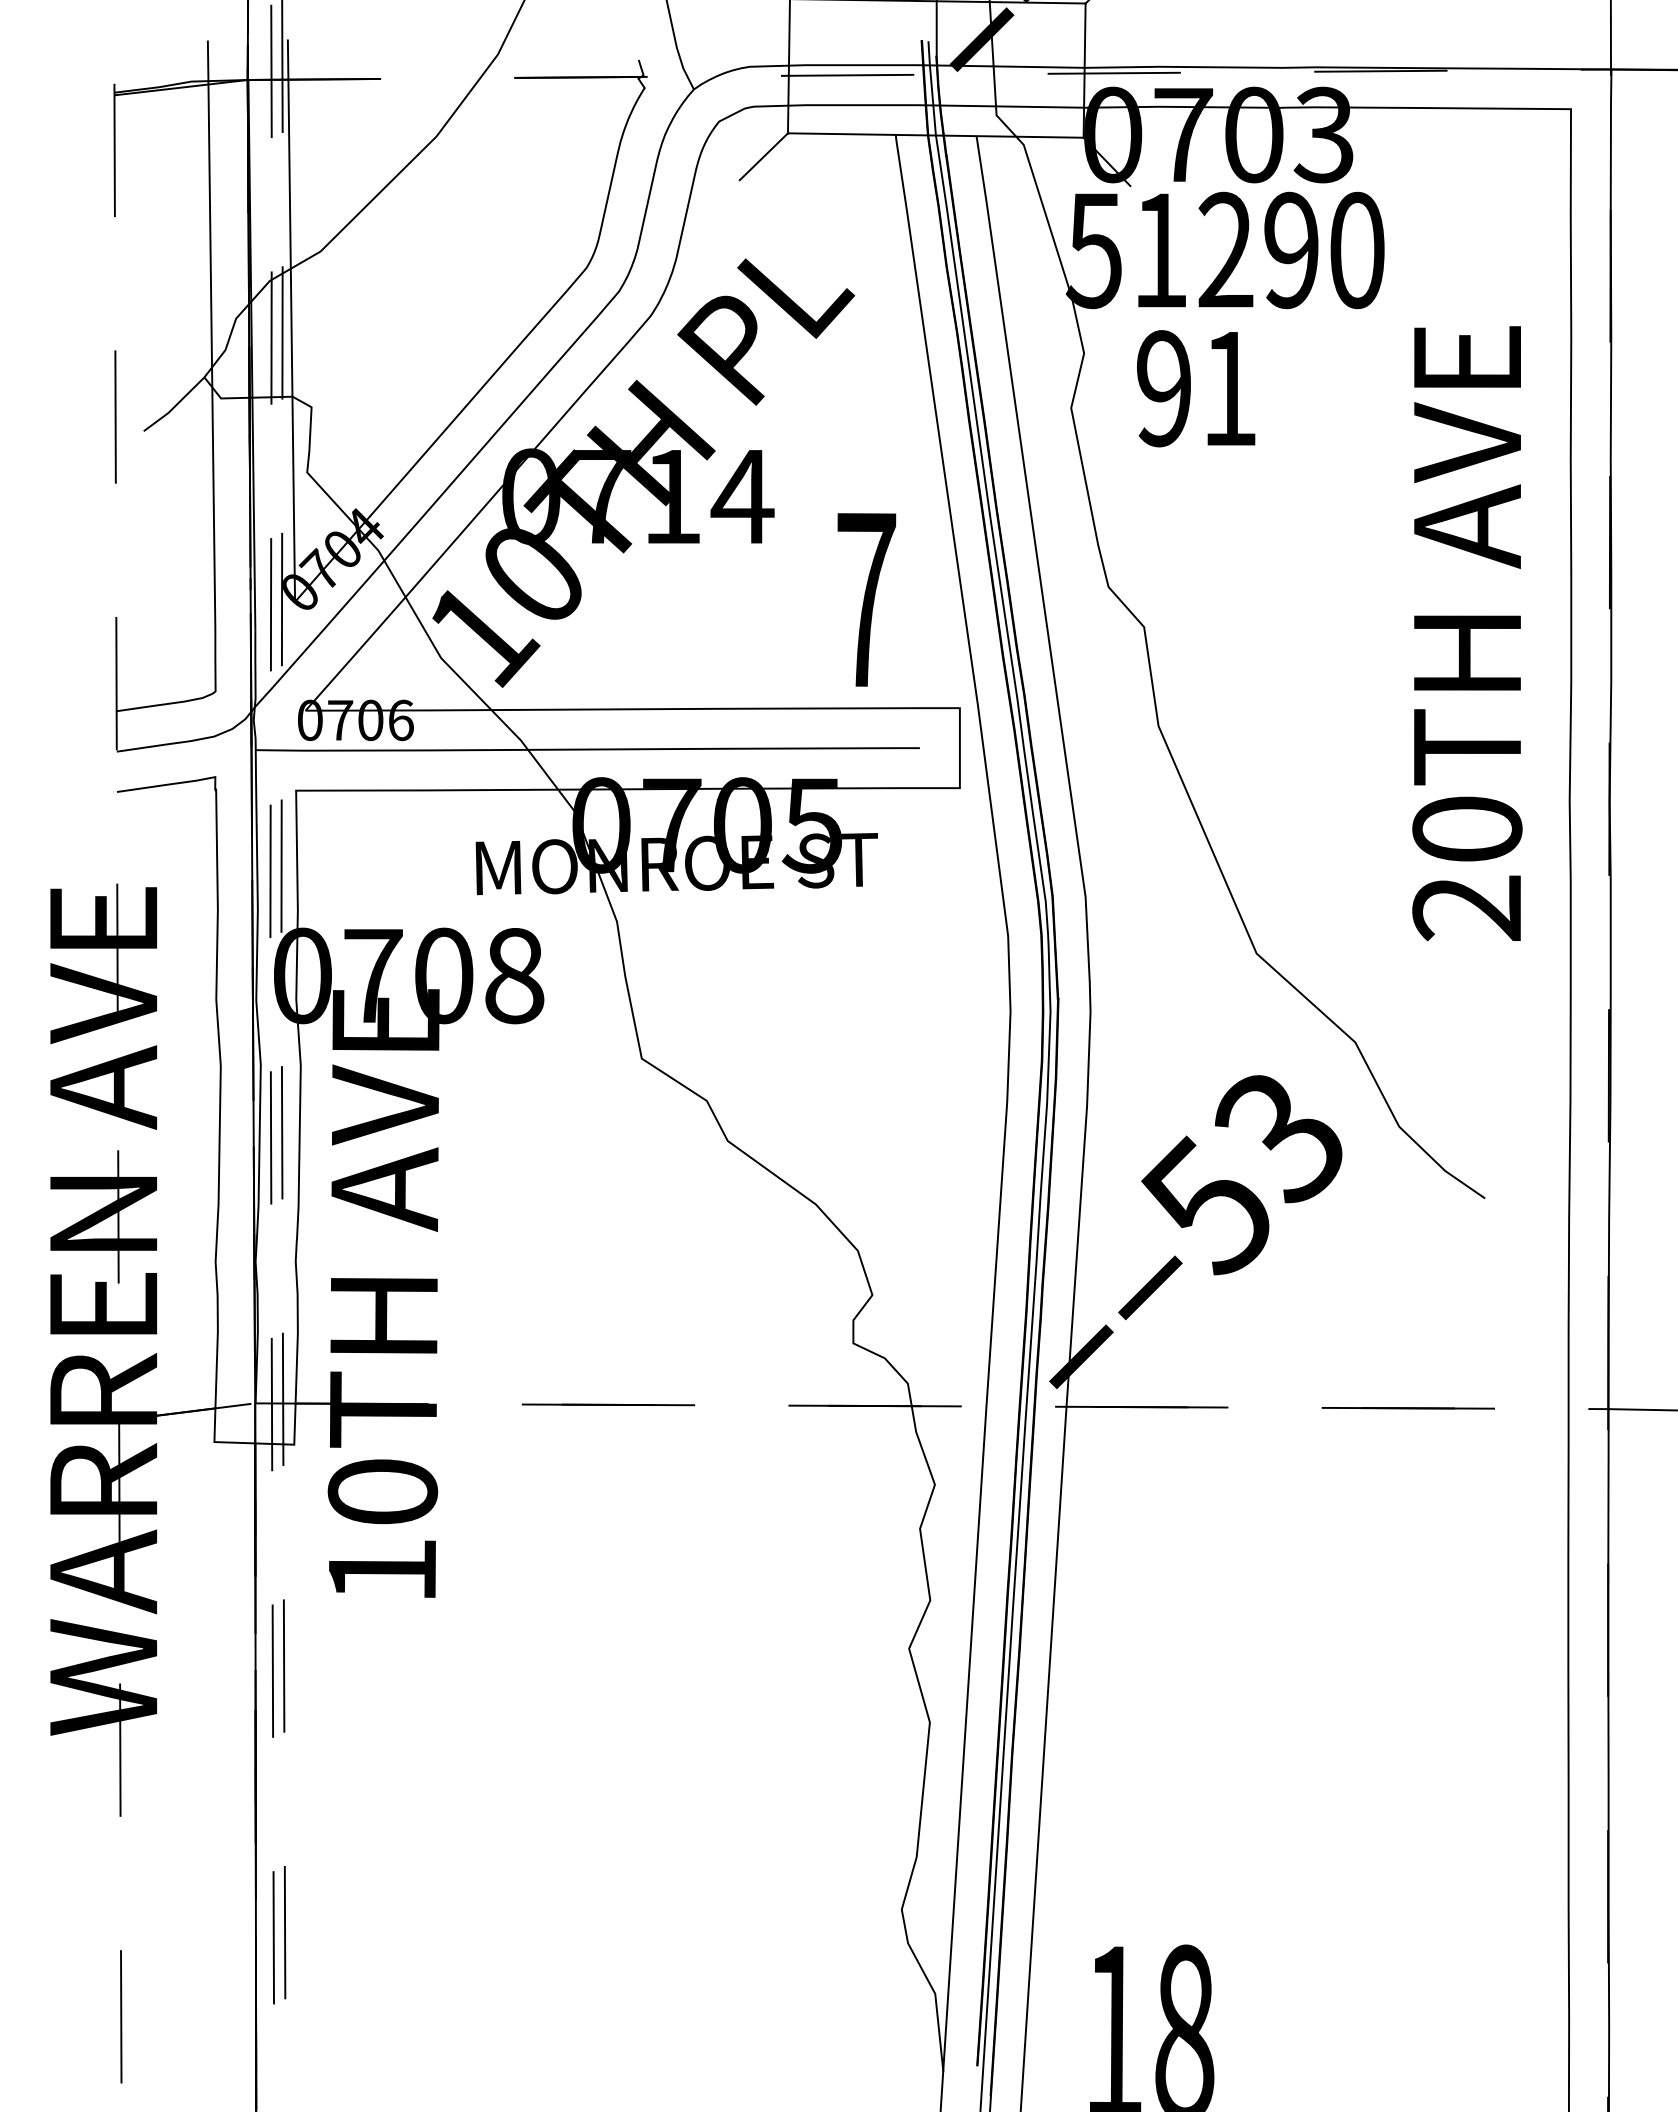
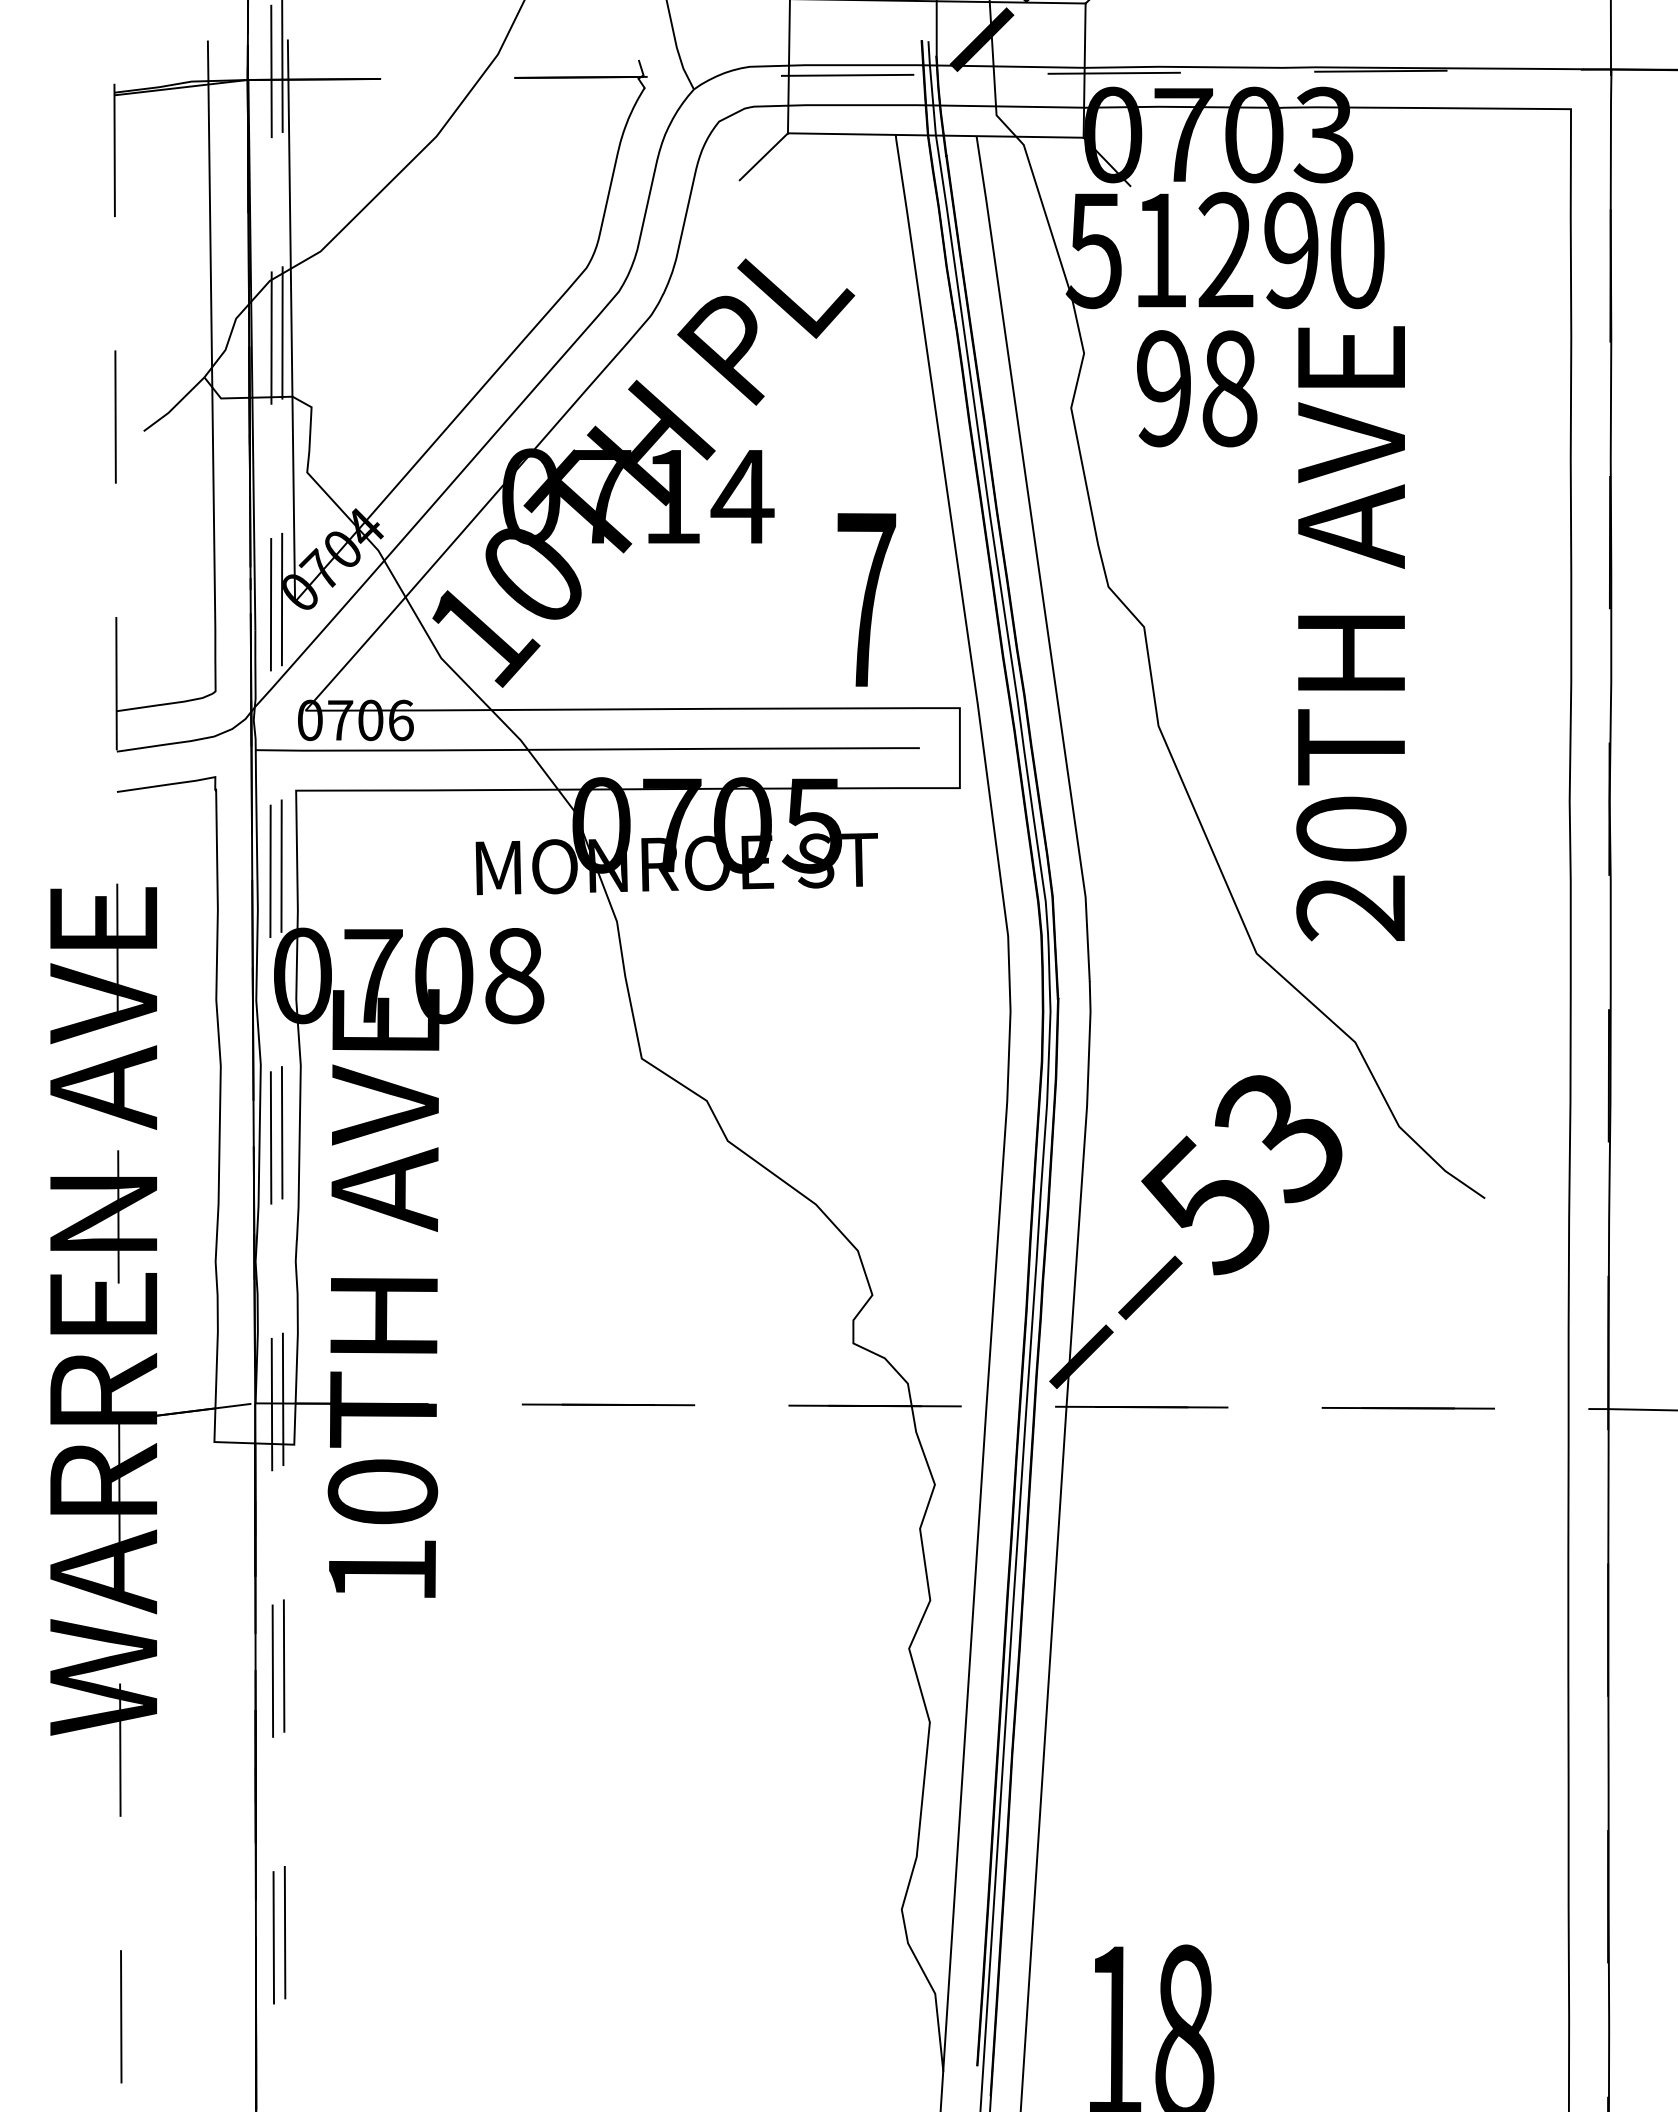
text: 91 -> 98 (1229, 388)
text position: (1467, 633) -> (1351, 633) (1351, 633)
